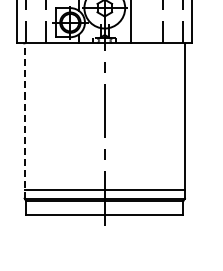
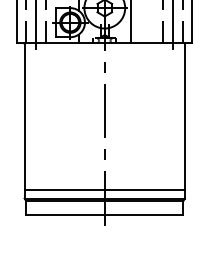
line: none -> present (36, 25)
line: none -> present (173, 25)
line: dashed -> solid (24, 120)
